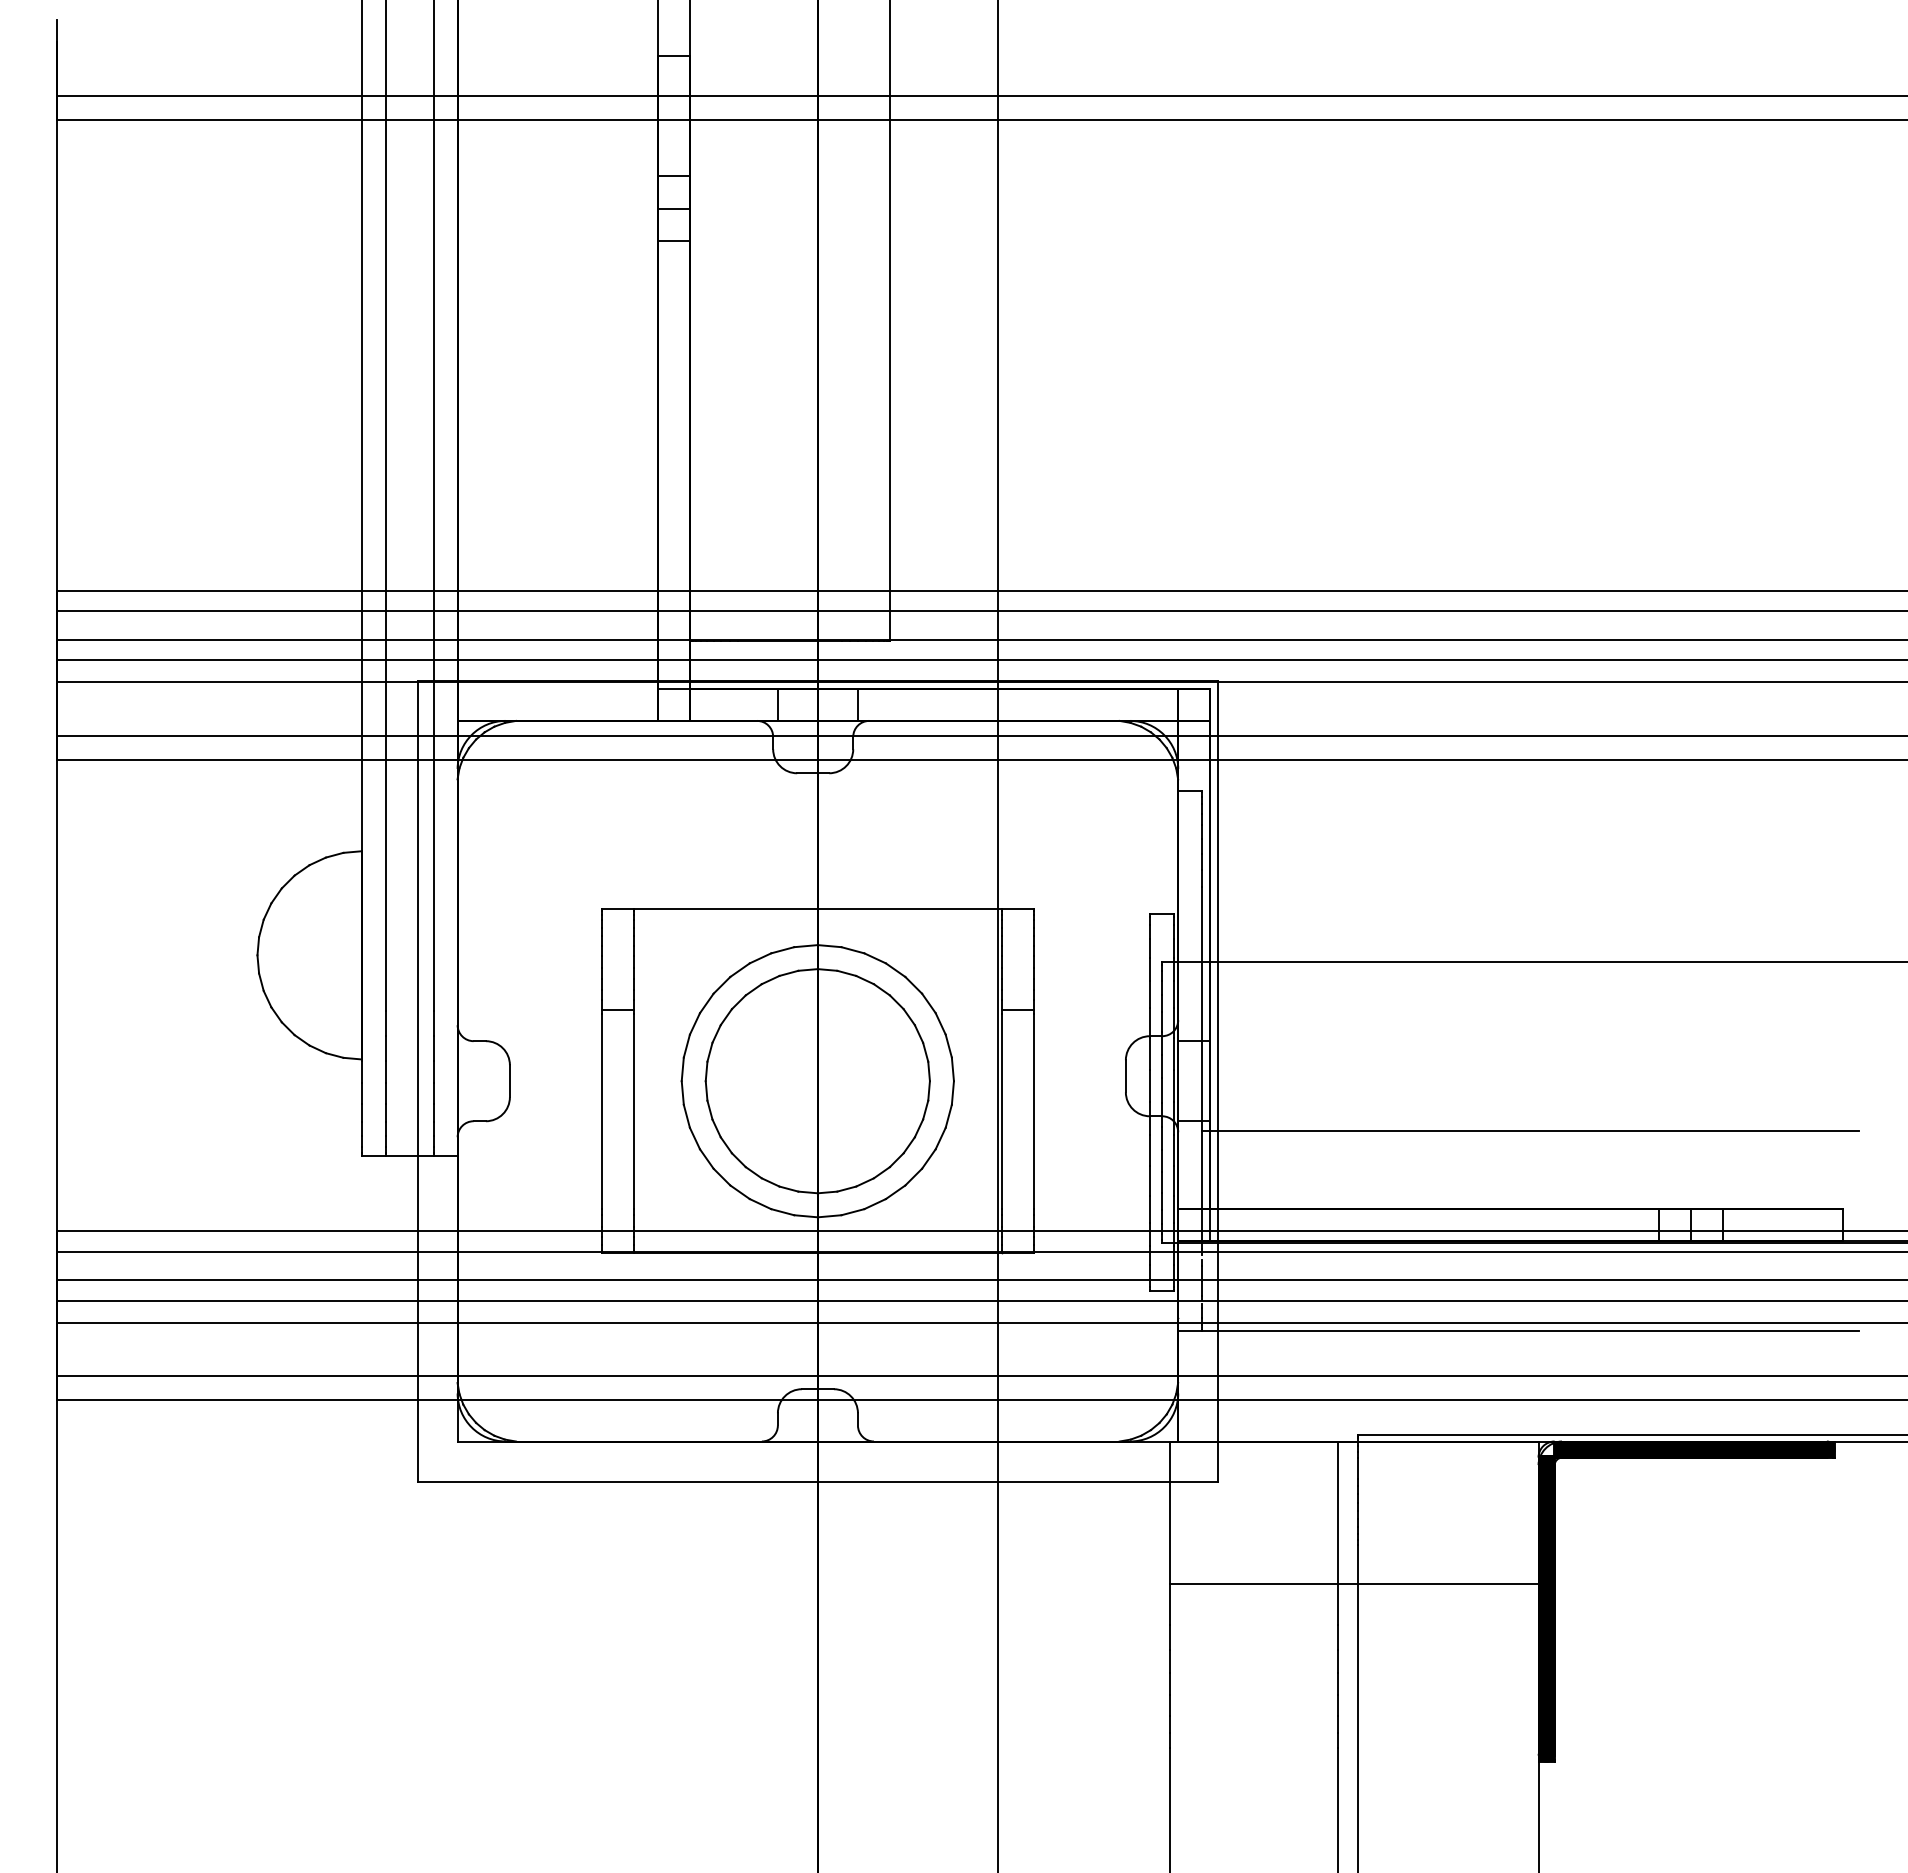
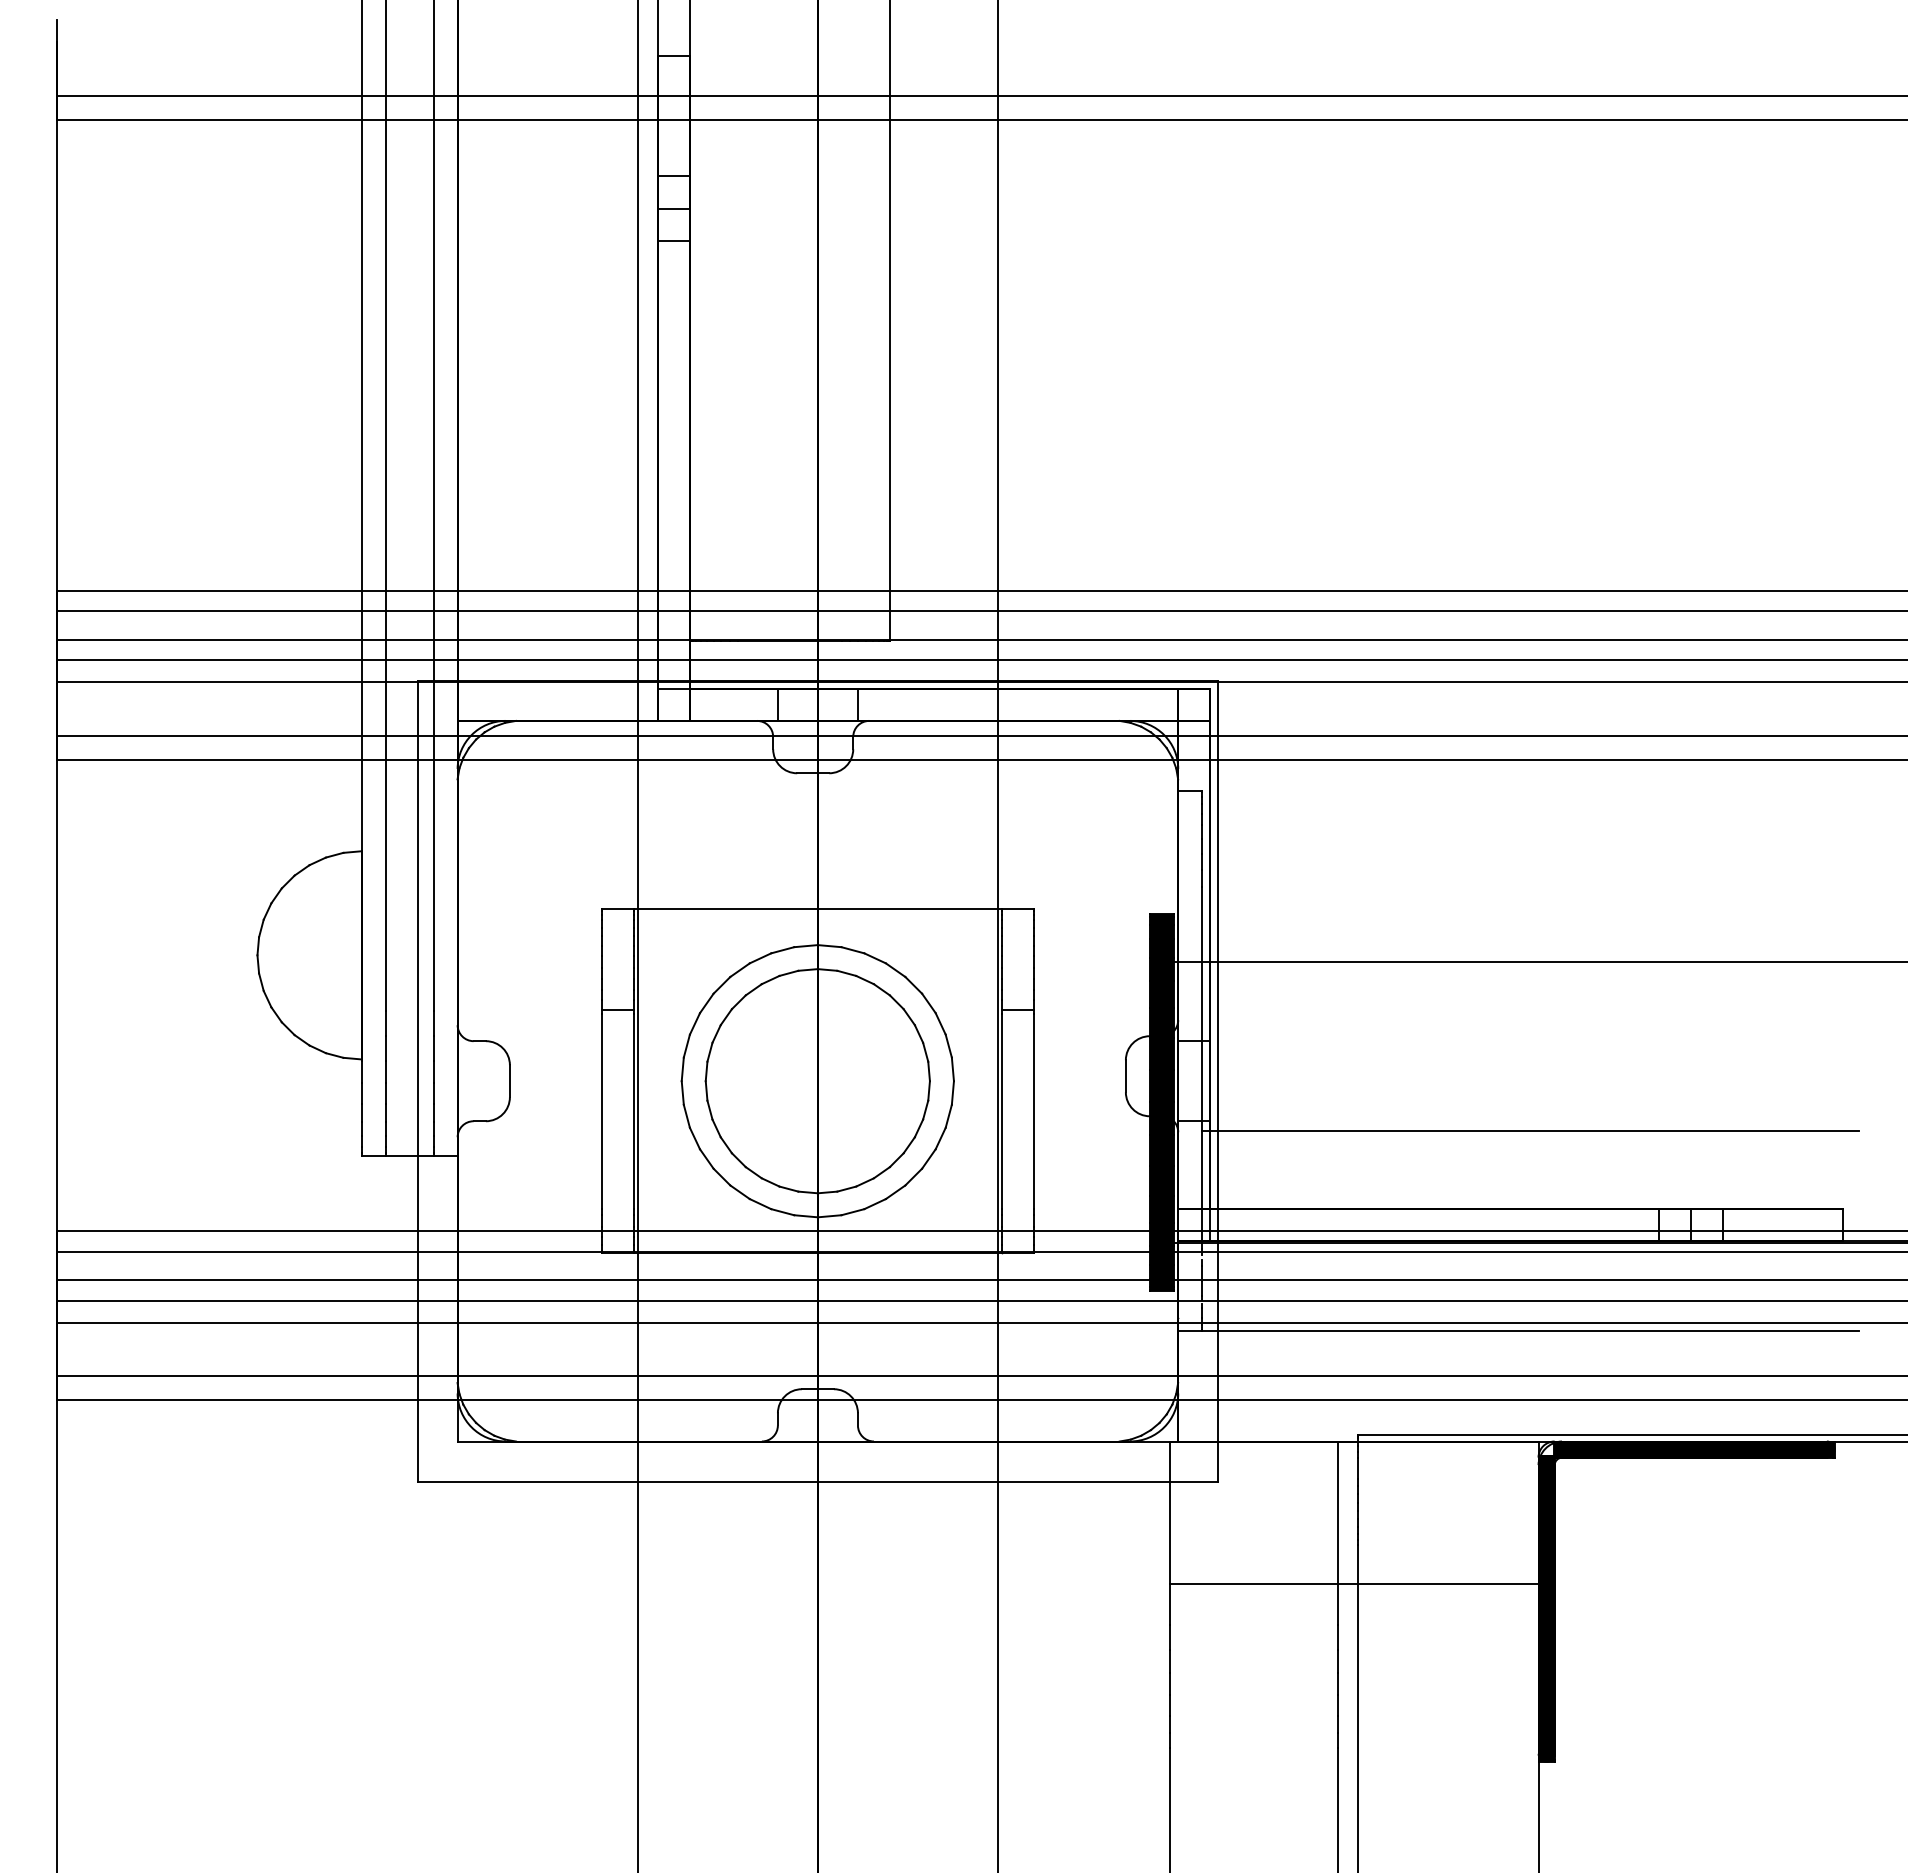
line: none -> present (637, 935)
fill: none -> present (1162, 1102)
